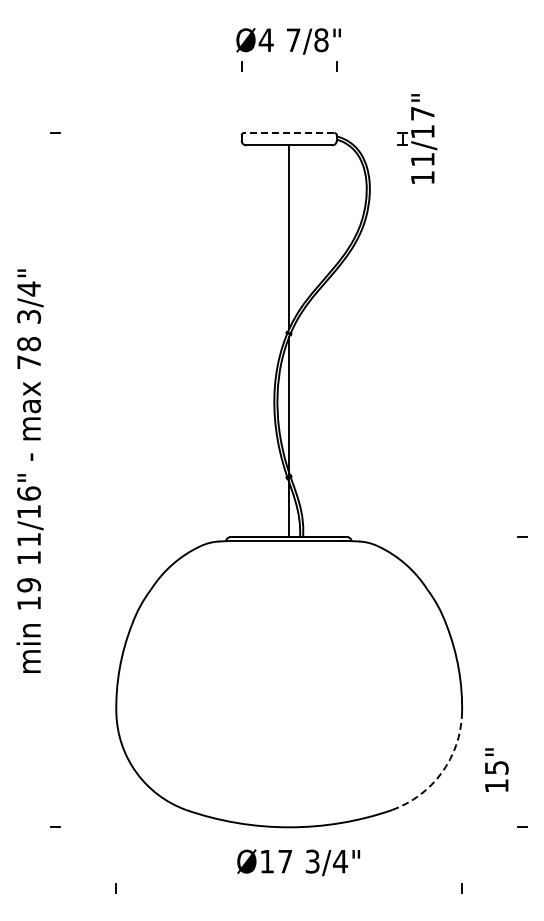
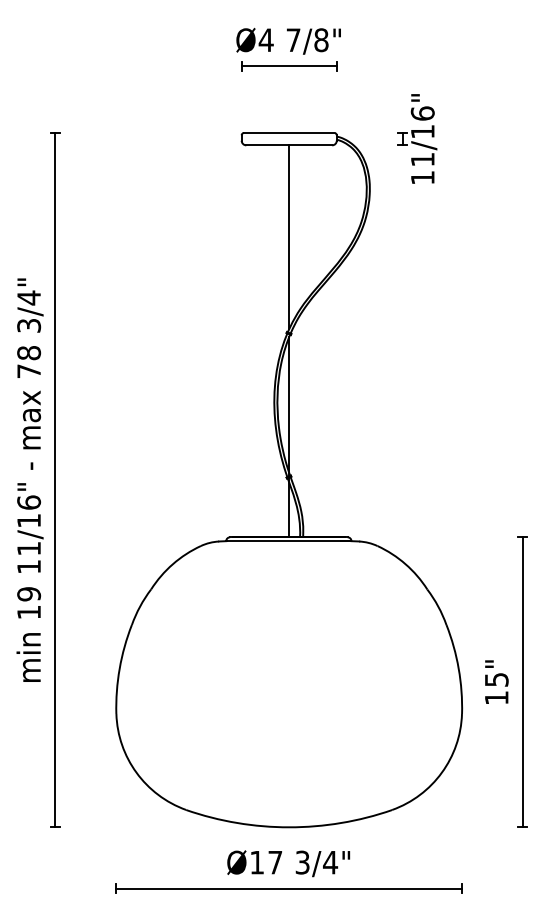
line: none -> present (288, 66)
text: 11/17" -> 11/16" (422, 113)
line: dashed -> solid (288, 132)
text position: (29, 470) -> (29, 479) (29, 479)
line: none -> present (55, 479)
line: none -> present (522, 682)
text position: (496, 769) -> (496, 681) (496, 681)
arc: dashed -> solid (441, 772)
text position: (298, 862) -> (288, 863) (288, 863)
line: none -> present (289, 888)
